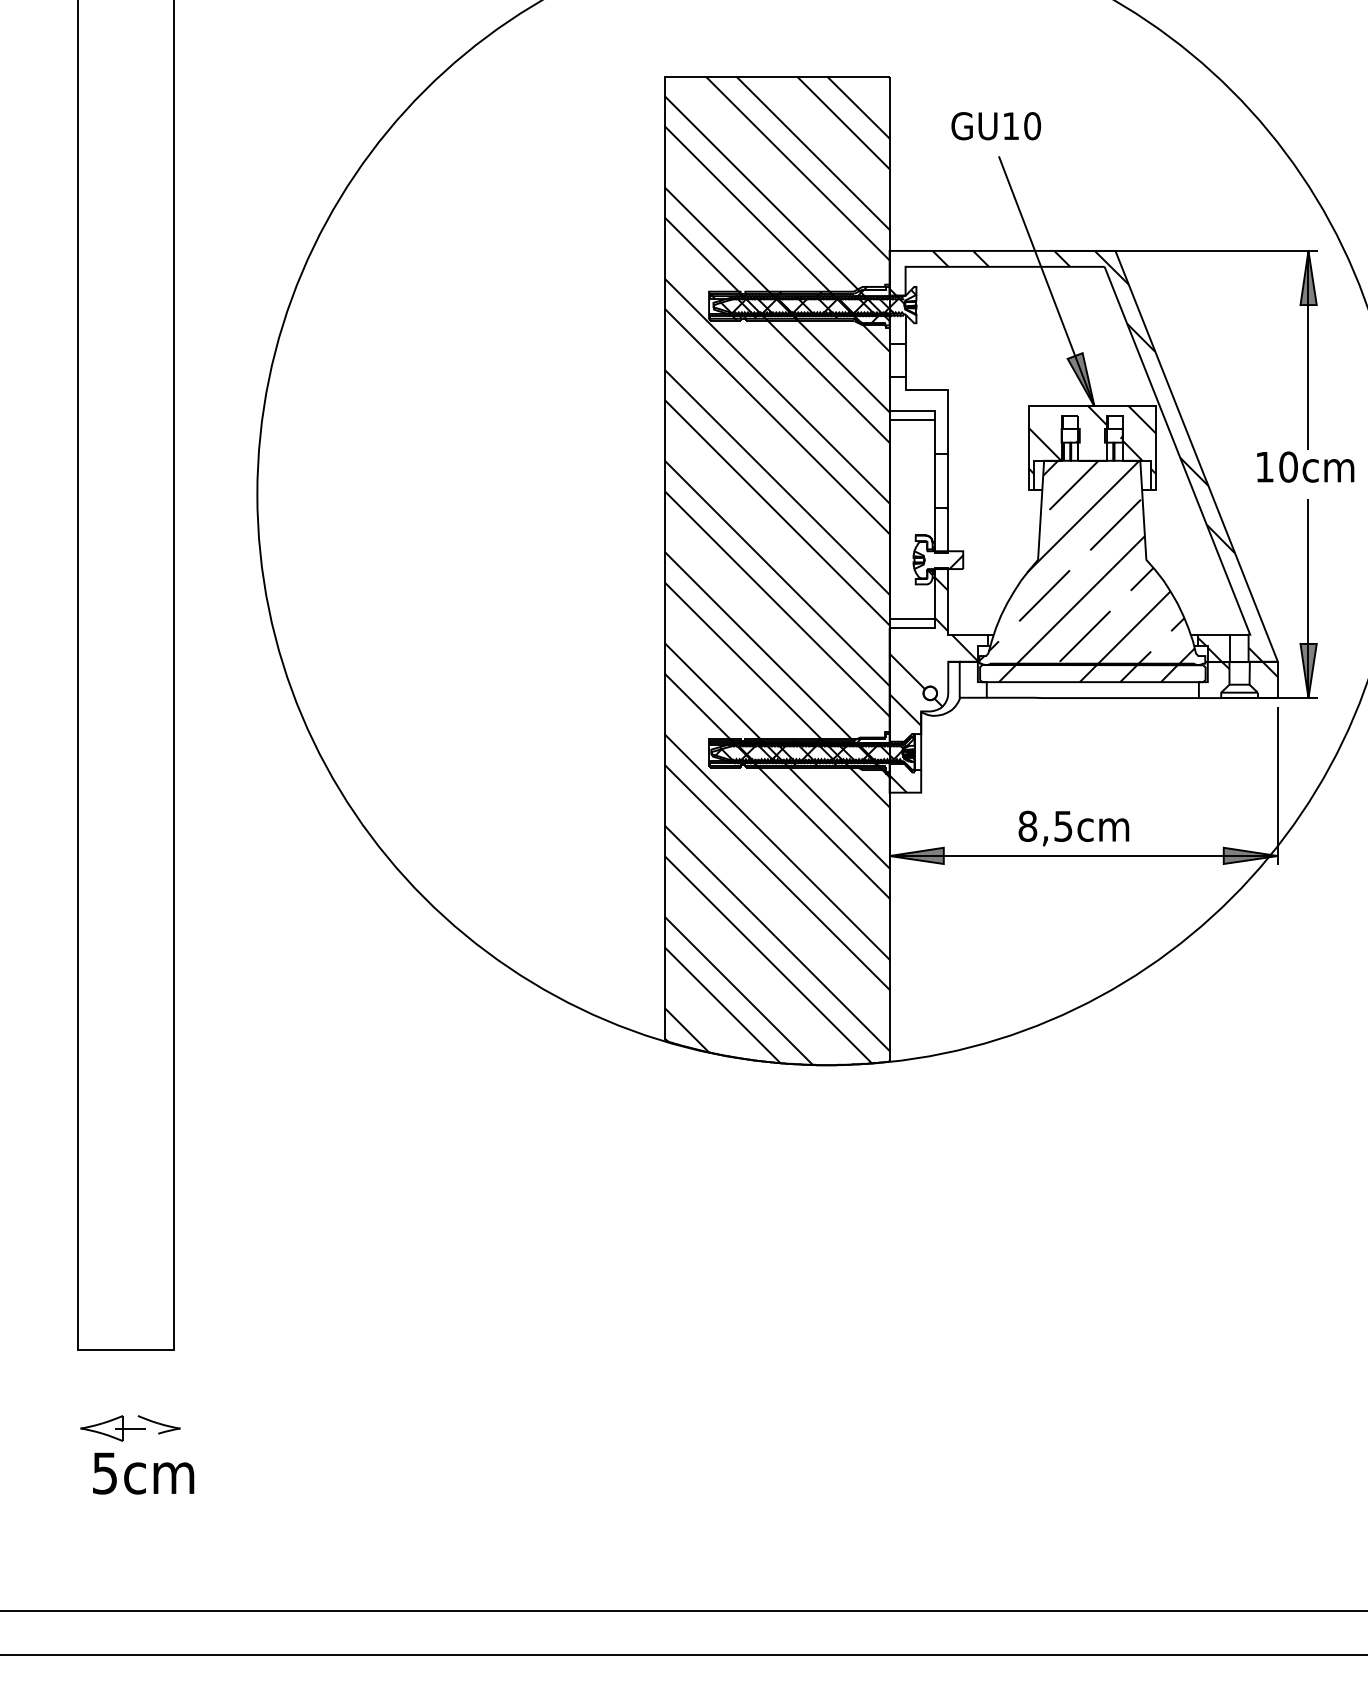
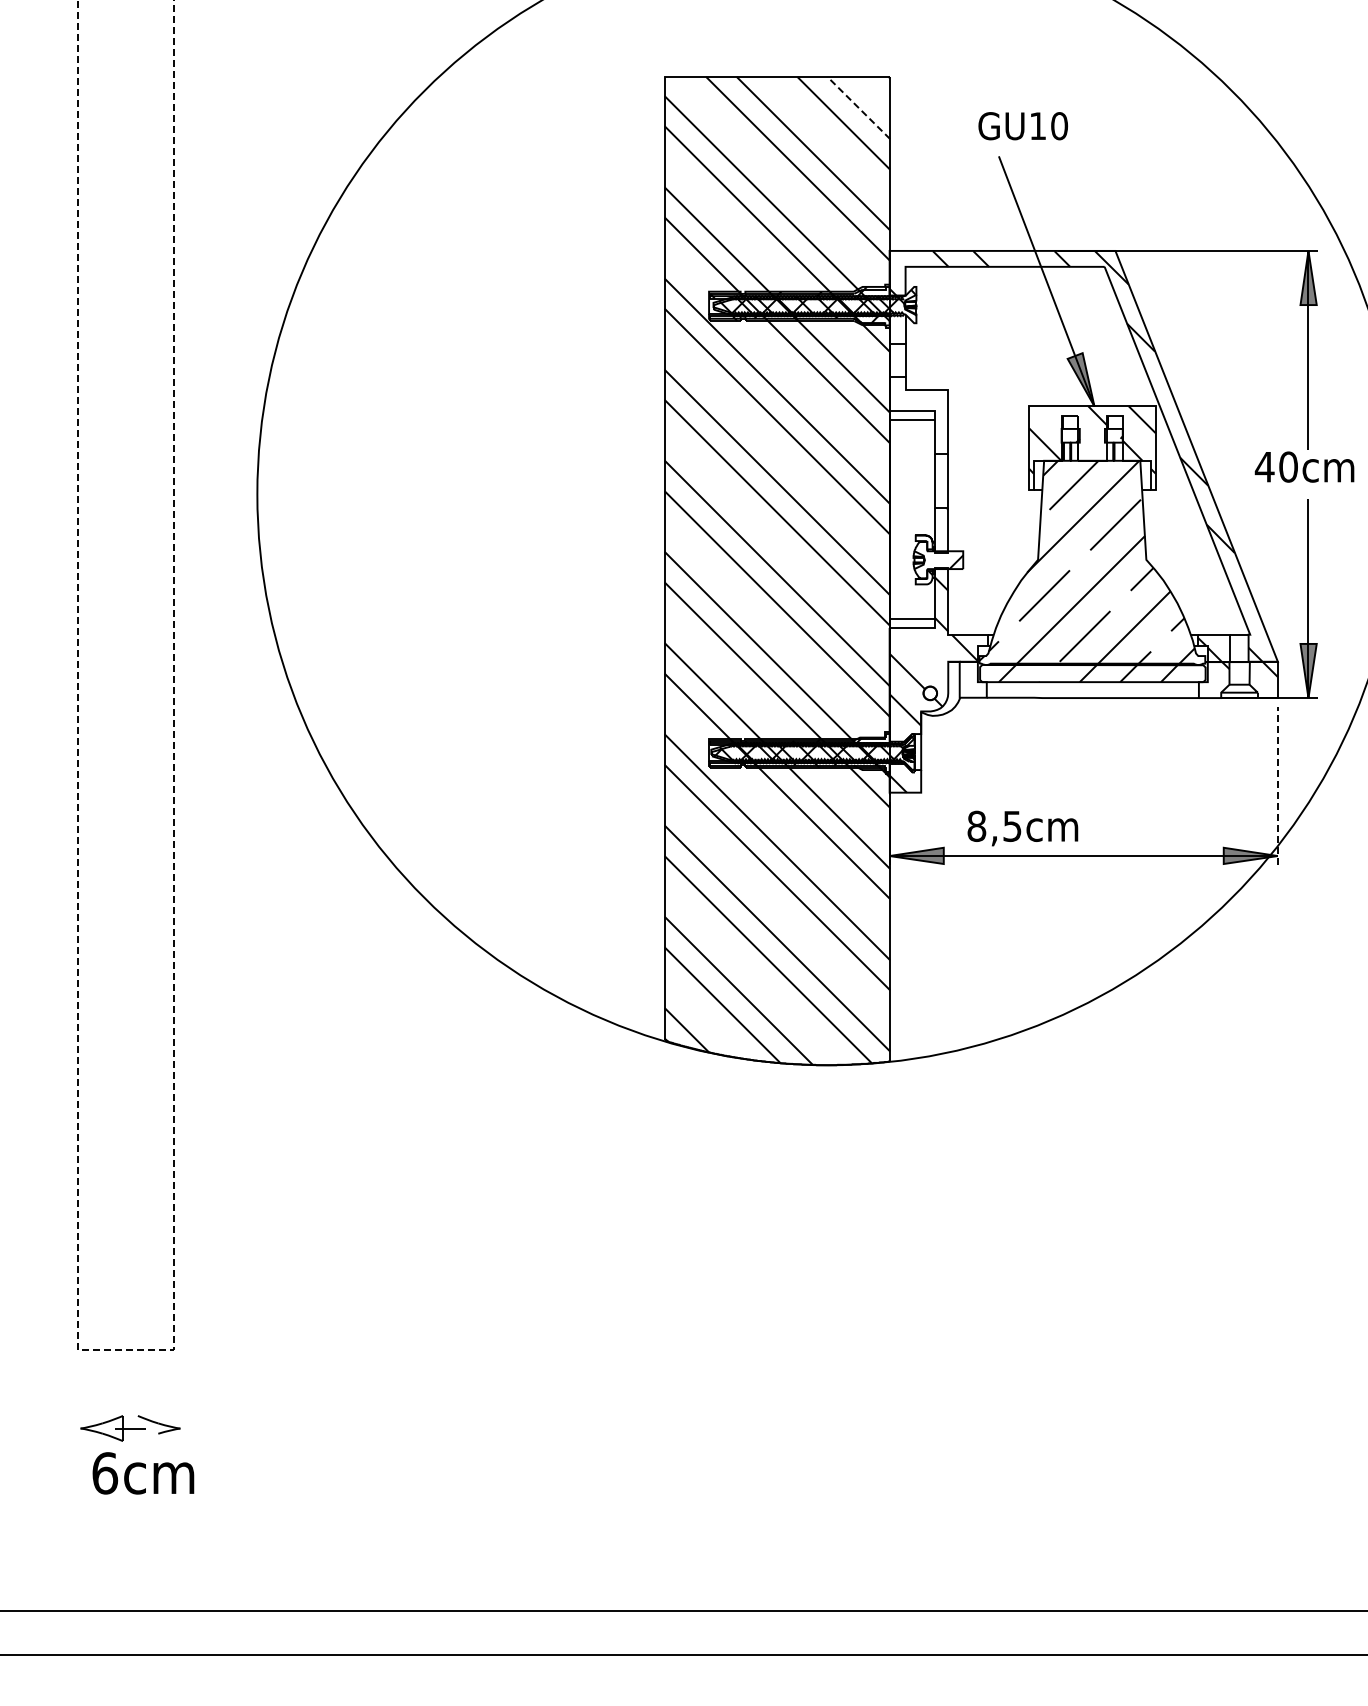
line: solid -> dashed (858, 107)
text position: (995, 126) -> (1022, 126) (1022, 126)
text: 10cm -> 40cm (1264, 467)
line: solid -> dashed (1277, 786)
text position: (1073, 828) -> (1022, 828) (1022, 828)
line: solid -> dashed (125, 1350)
text: 5cm -> 6cm (105, 1473)
